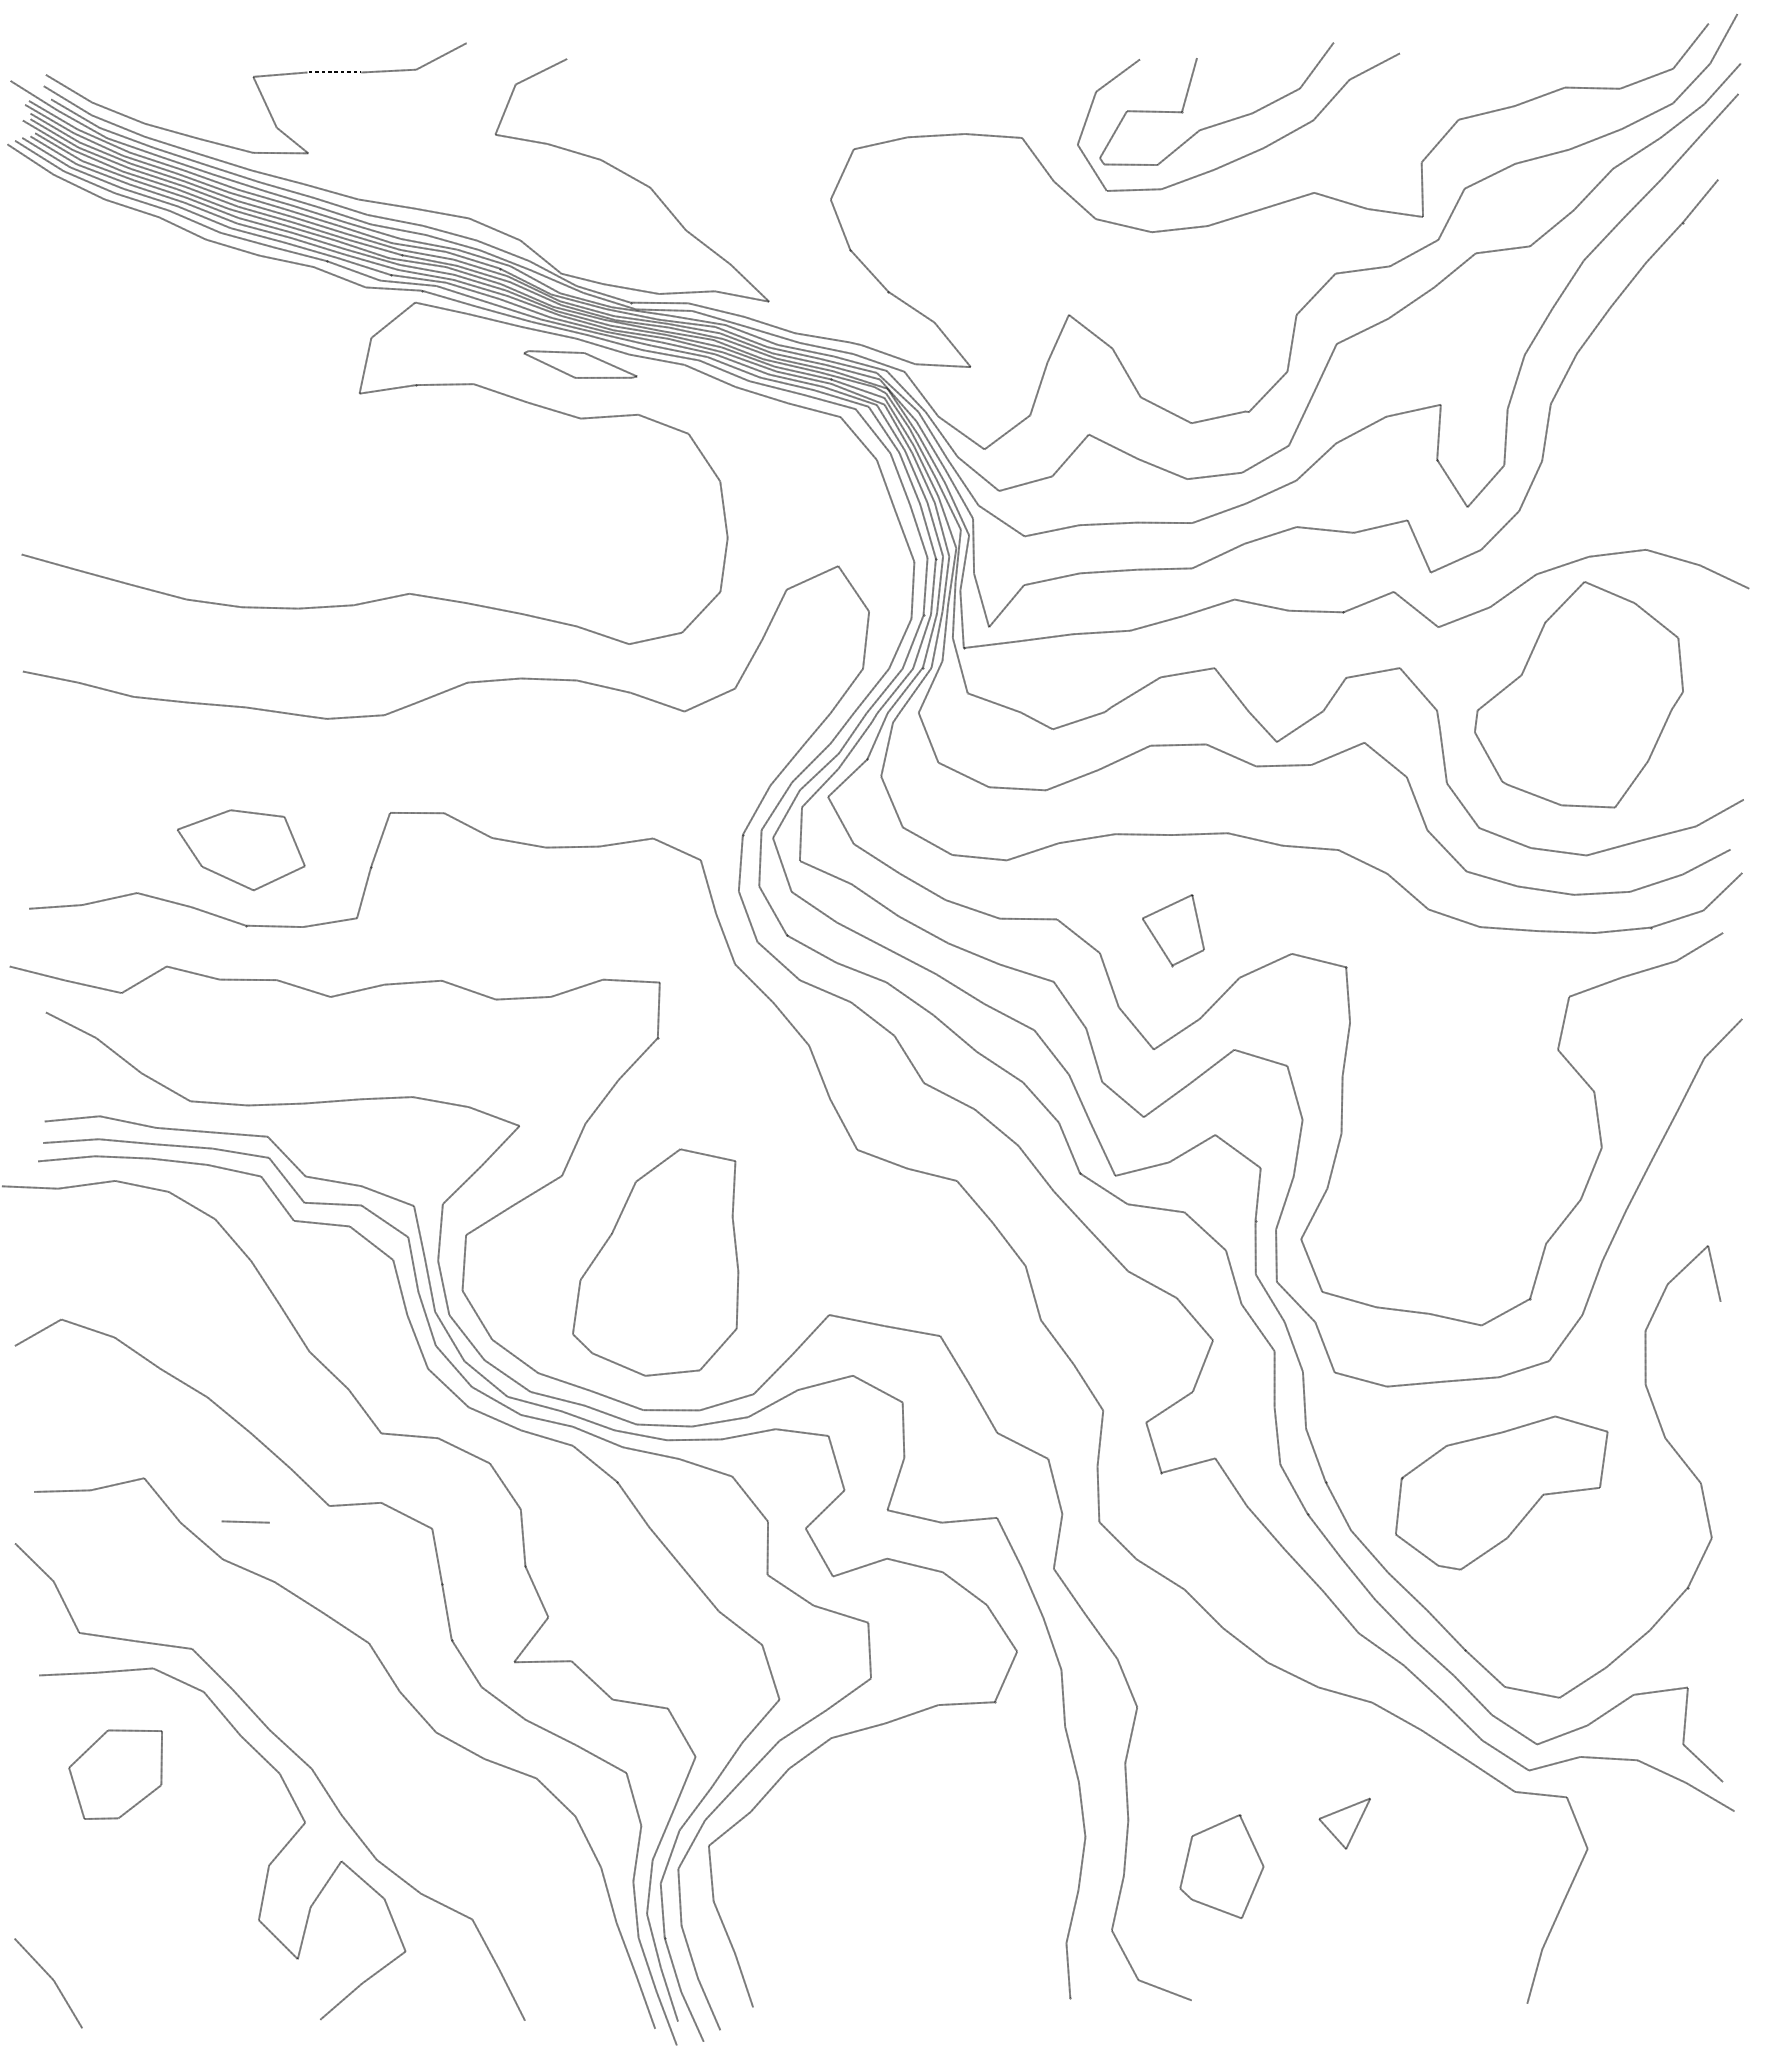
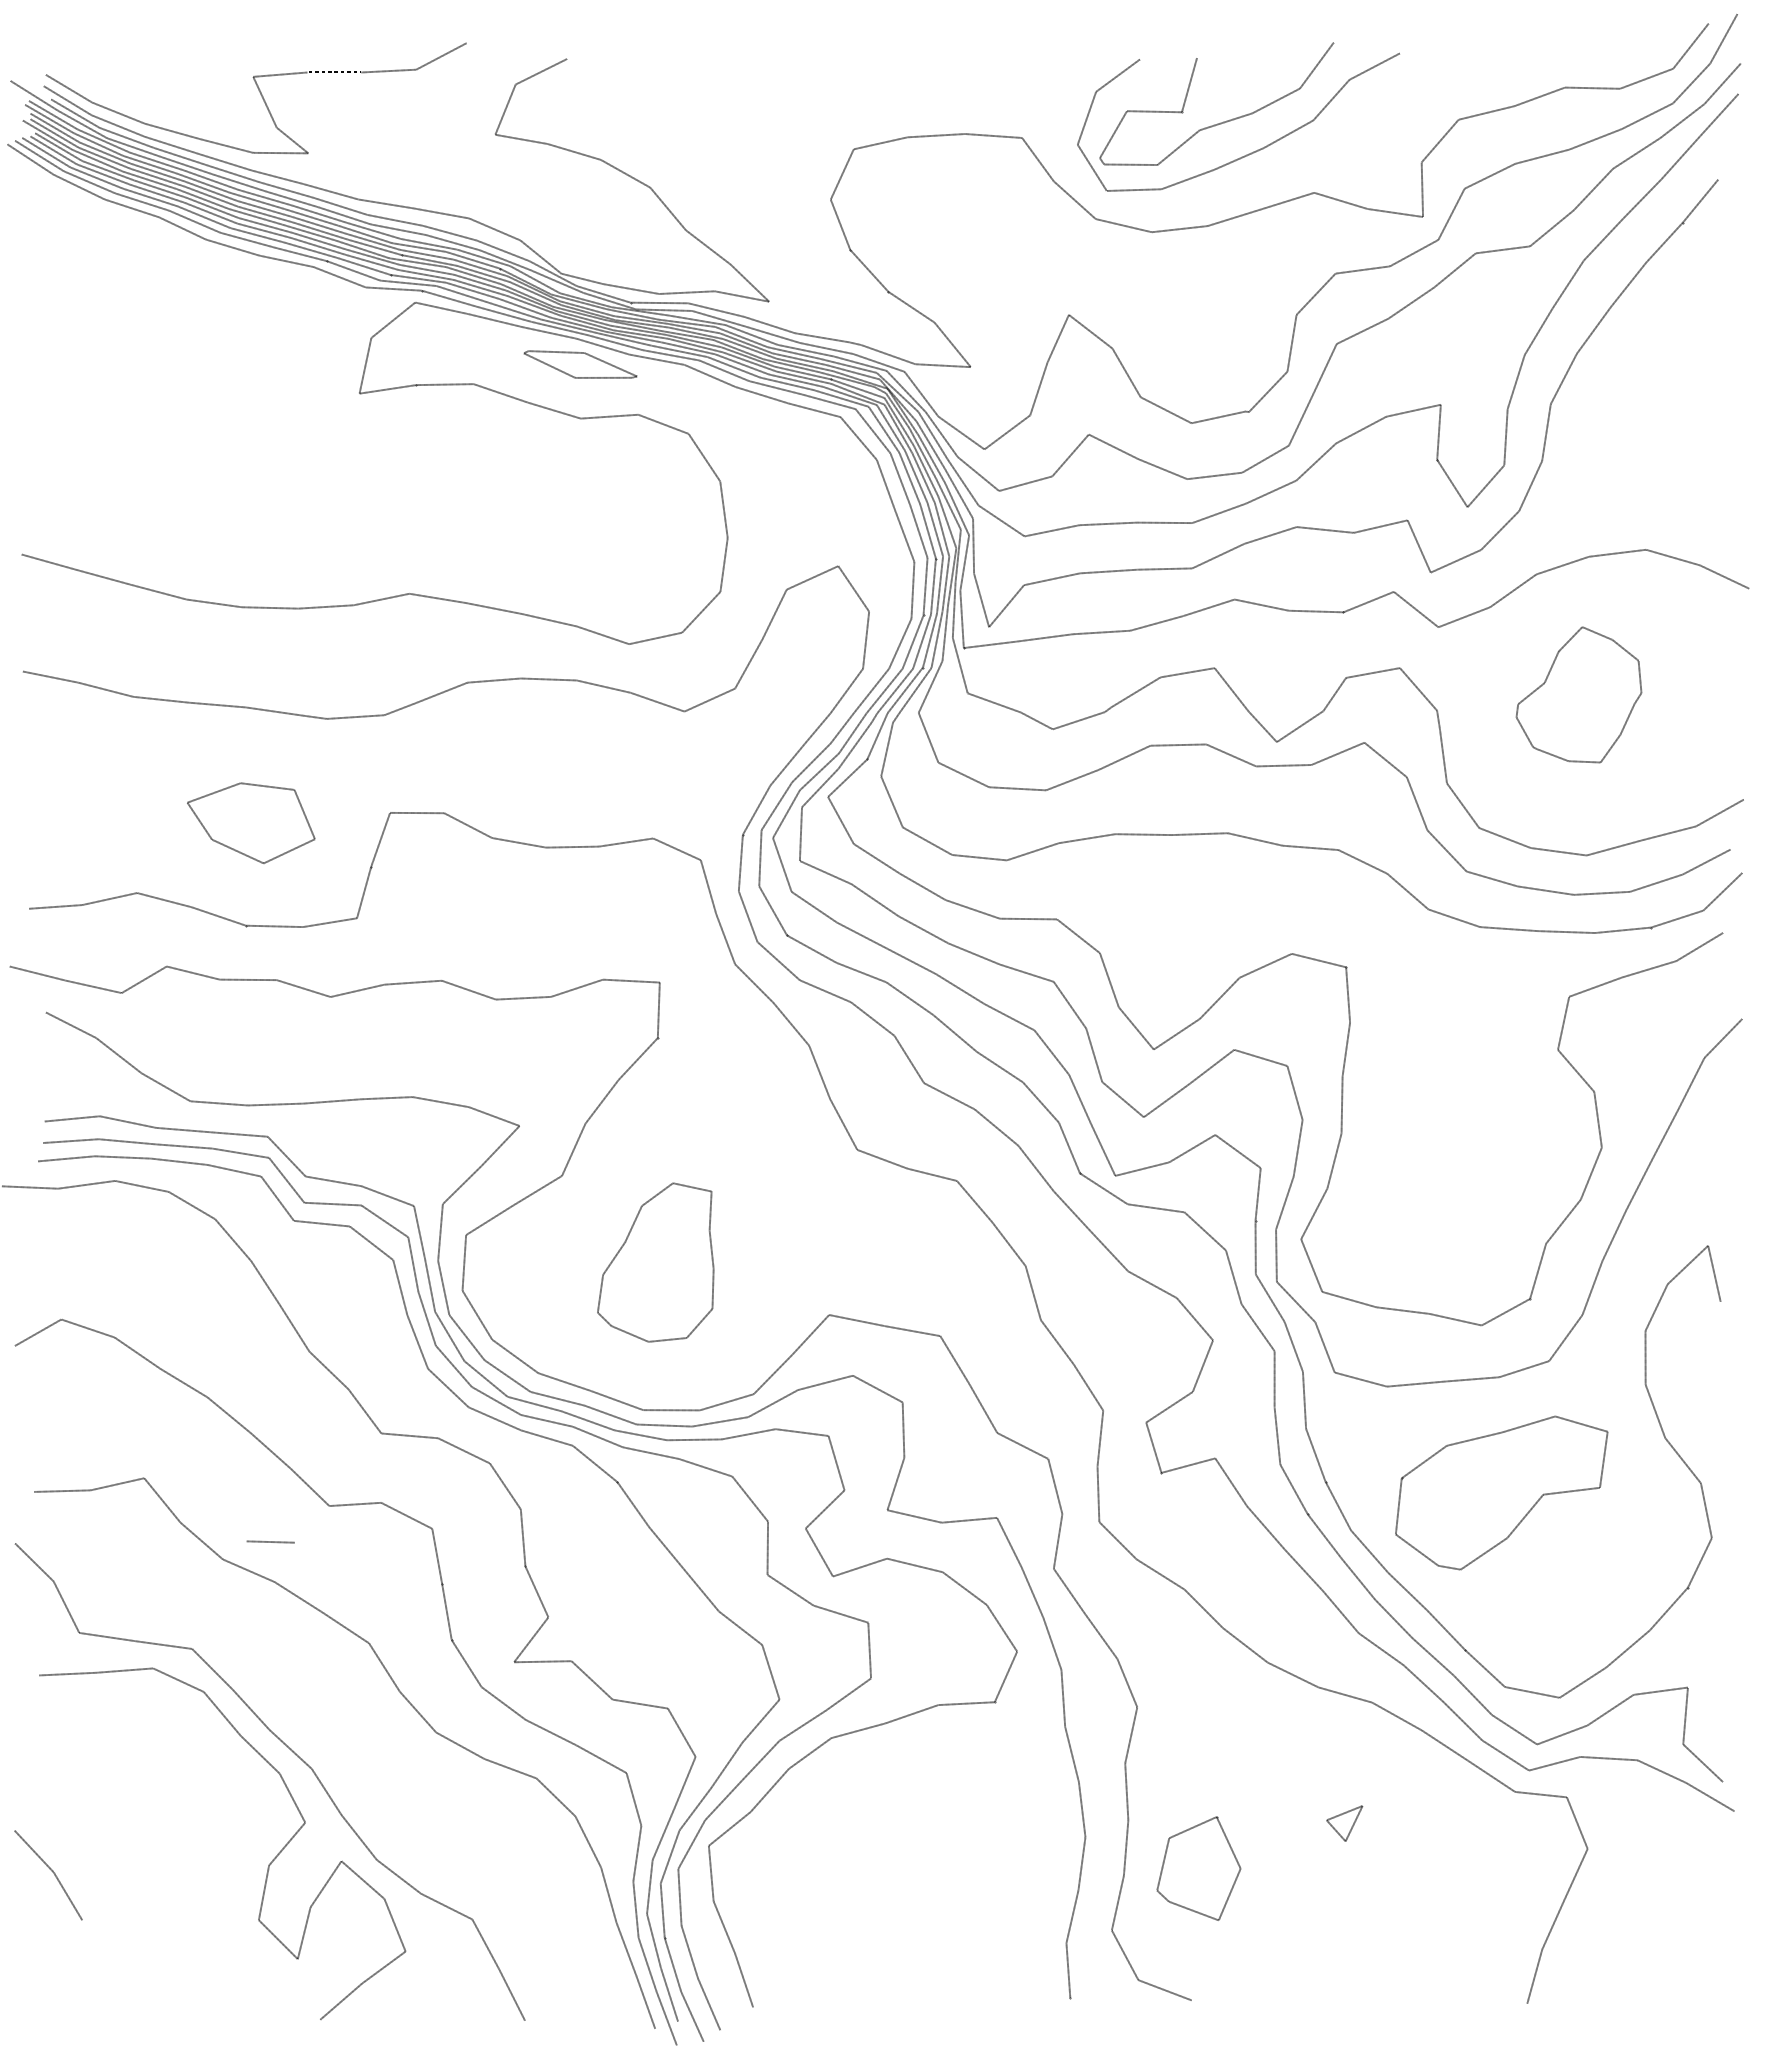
part size: 210x228 px -> 128x138 px (1578, 694)
part position: (241, 849) -> (251, 822) (251, 822)
part: present -> none (1173, 930)
part size: 168x229 px -> 118x161 px (655, 1262)
line position: (245, 1521) -> (270, 1541) (270, 1541)
part: present -> none (115, 1774)
part size: 53x53 px -> 38x37 px (1344, 1823)
part position: (1221, 1866) -> (1198, 1868) (1198, 1868)
line position: (51, 1979) -> (51, 1871) (51, 1871)
